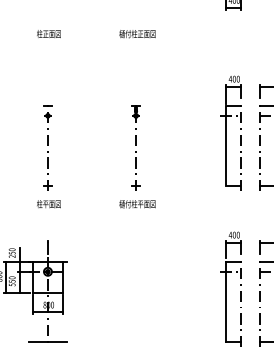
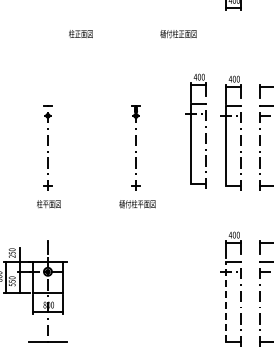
text position: (48, 33) -> (80, 33) (80, 33)
text position: (137, 34) -> (178, 34) (178, 34)
part: none -> present (195, 130)
line: solid -> dashed (226, 301)
